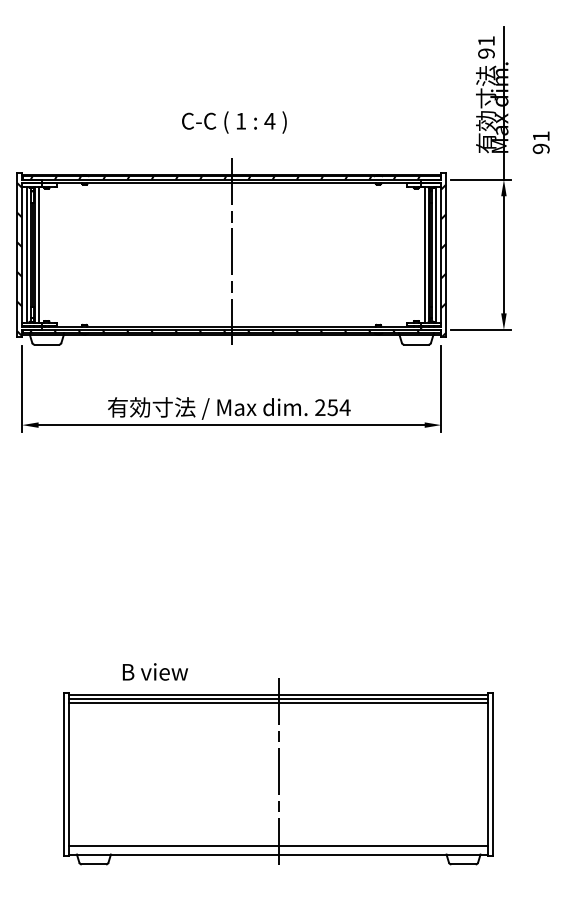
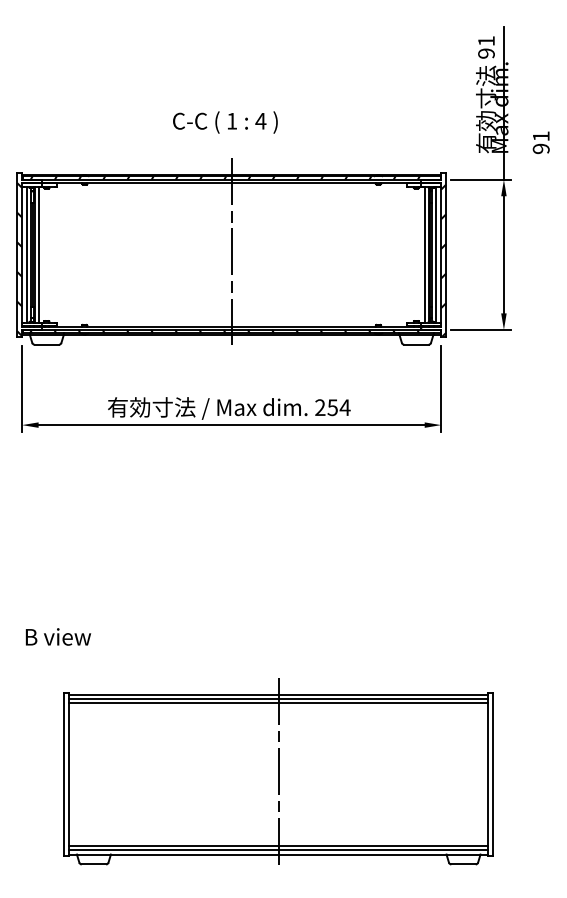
text position: (234, 122) -> (225, 122) (225, 122)
text position: (155, 671) -> (58, 636) (58, 636)
line: none -> present (278, 849)
